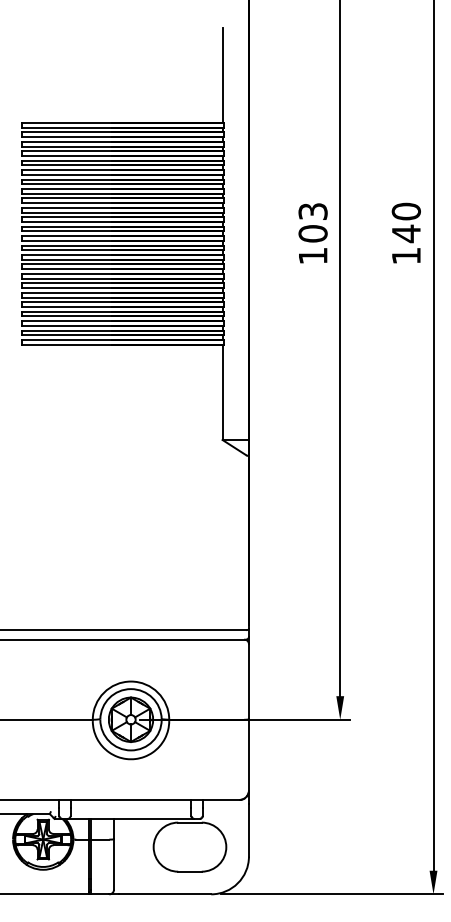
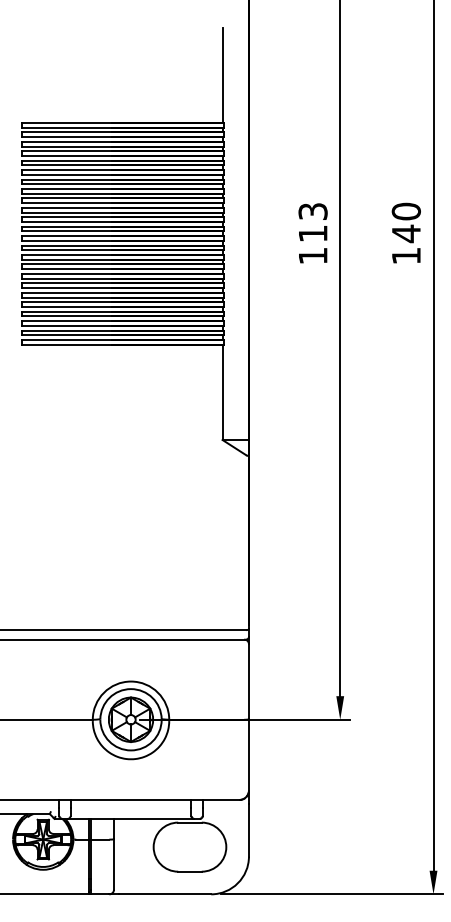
text: 103 -> 113 (312, 233)
